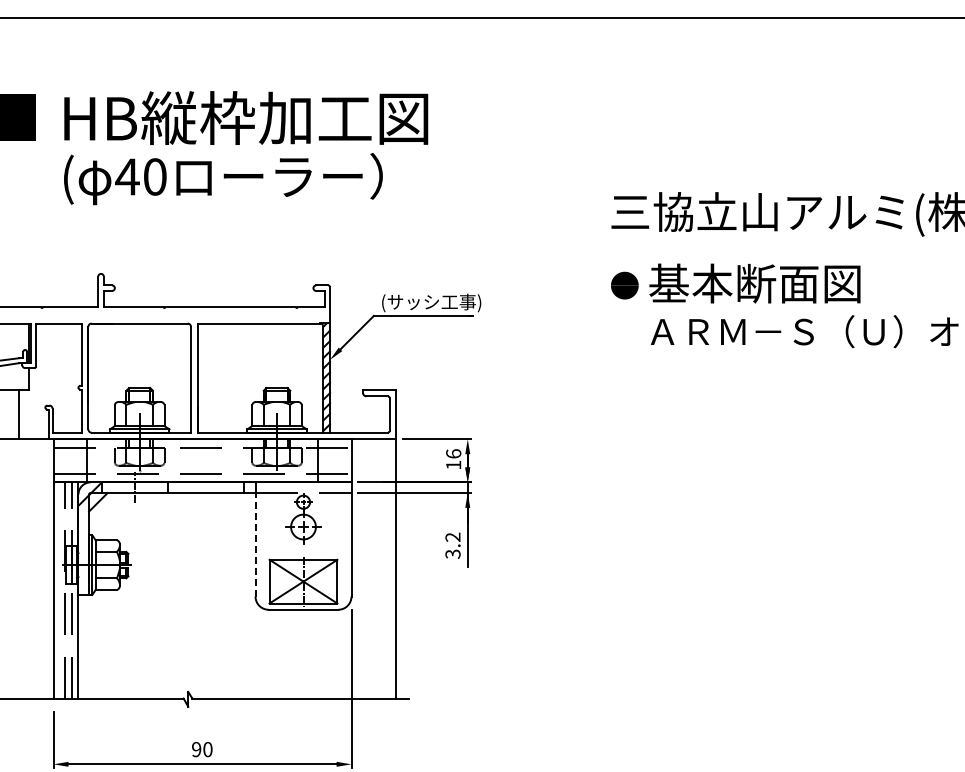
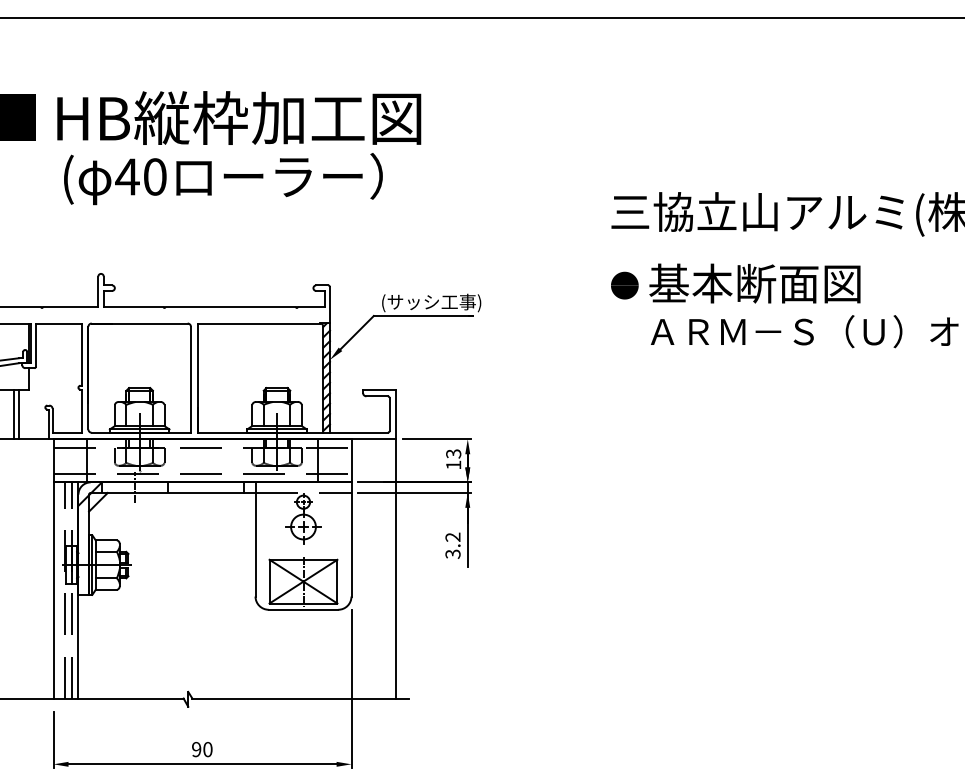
text position: (246, 117) -> (239, 117) (239, 117)
line: none -> present (13, 414)
text: 16 -> 13 (453, 453)
line: dashed -> solid (255, 544)
